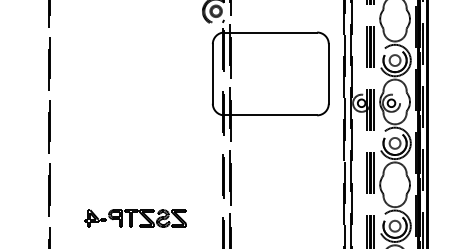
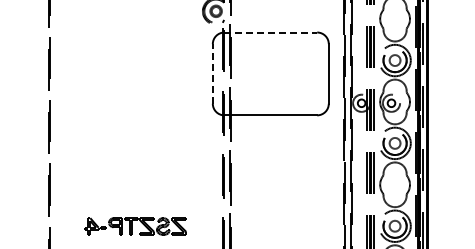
line: solid -> dashed (271, 32)
line: solid -> dashed (212, 73)
part position: (135, 218) -> (135, 226) (135, 226)
